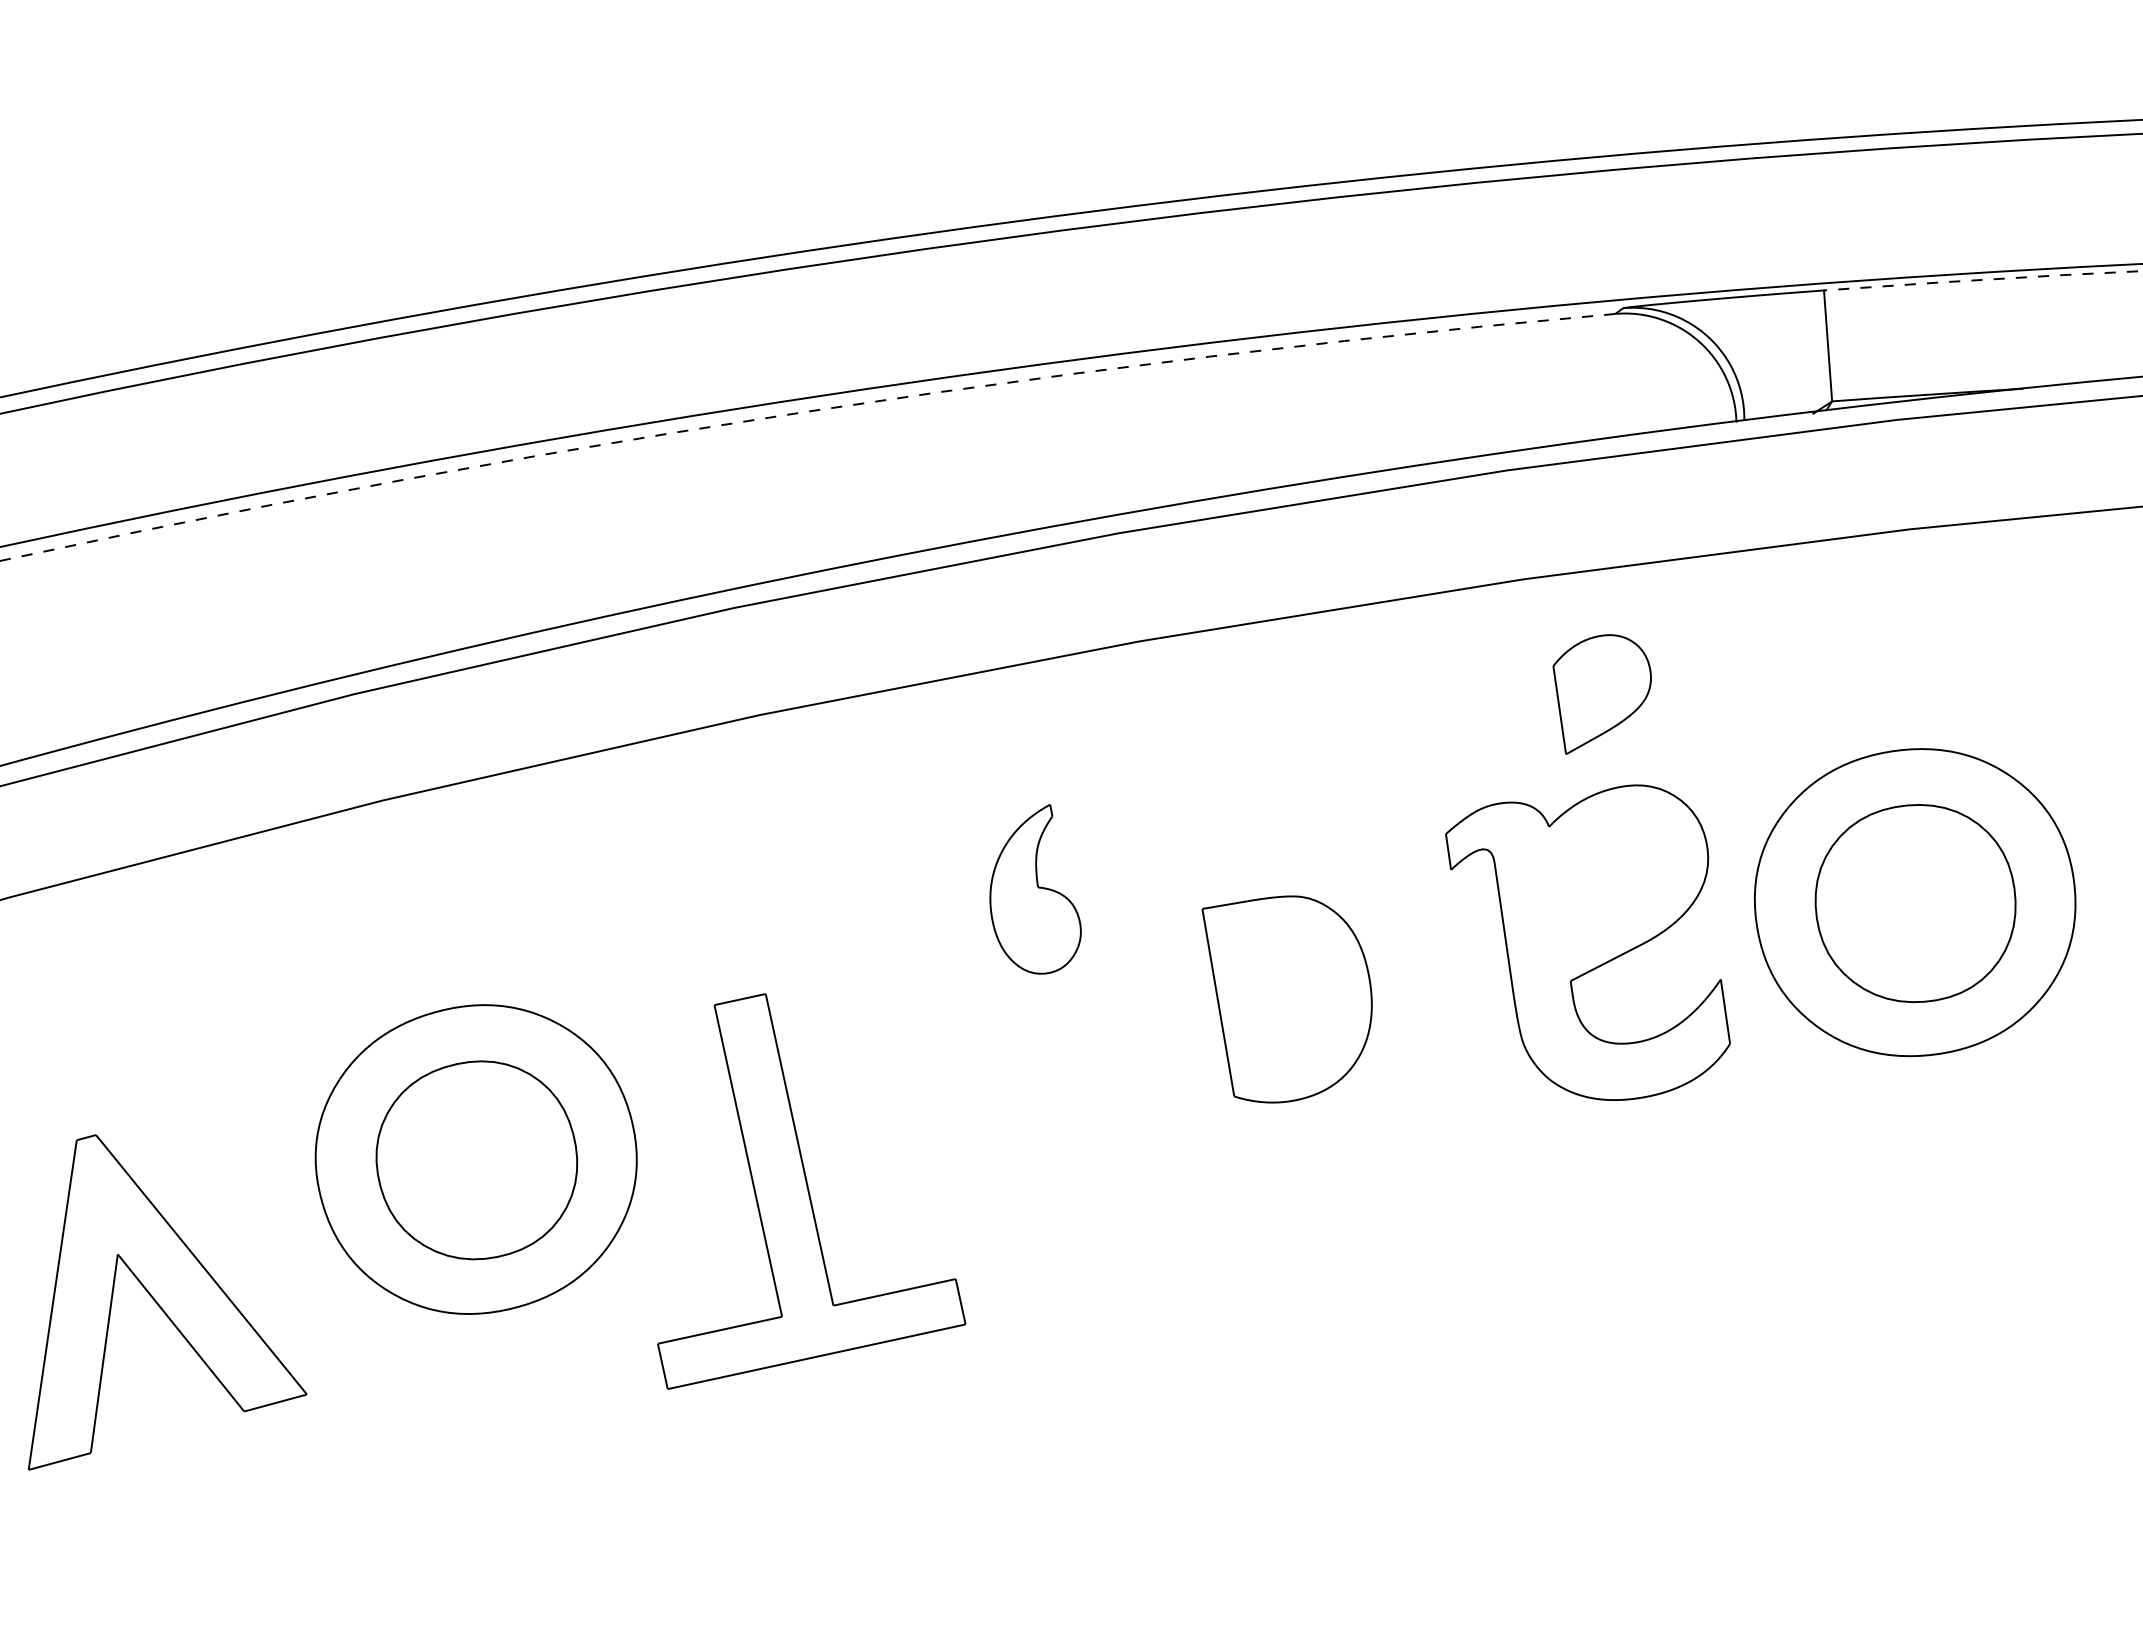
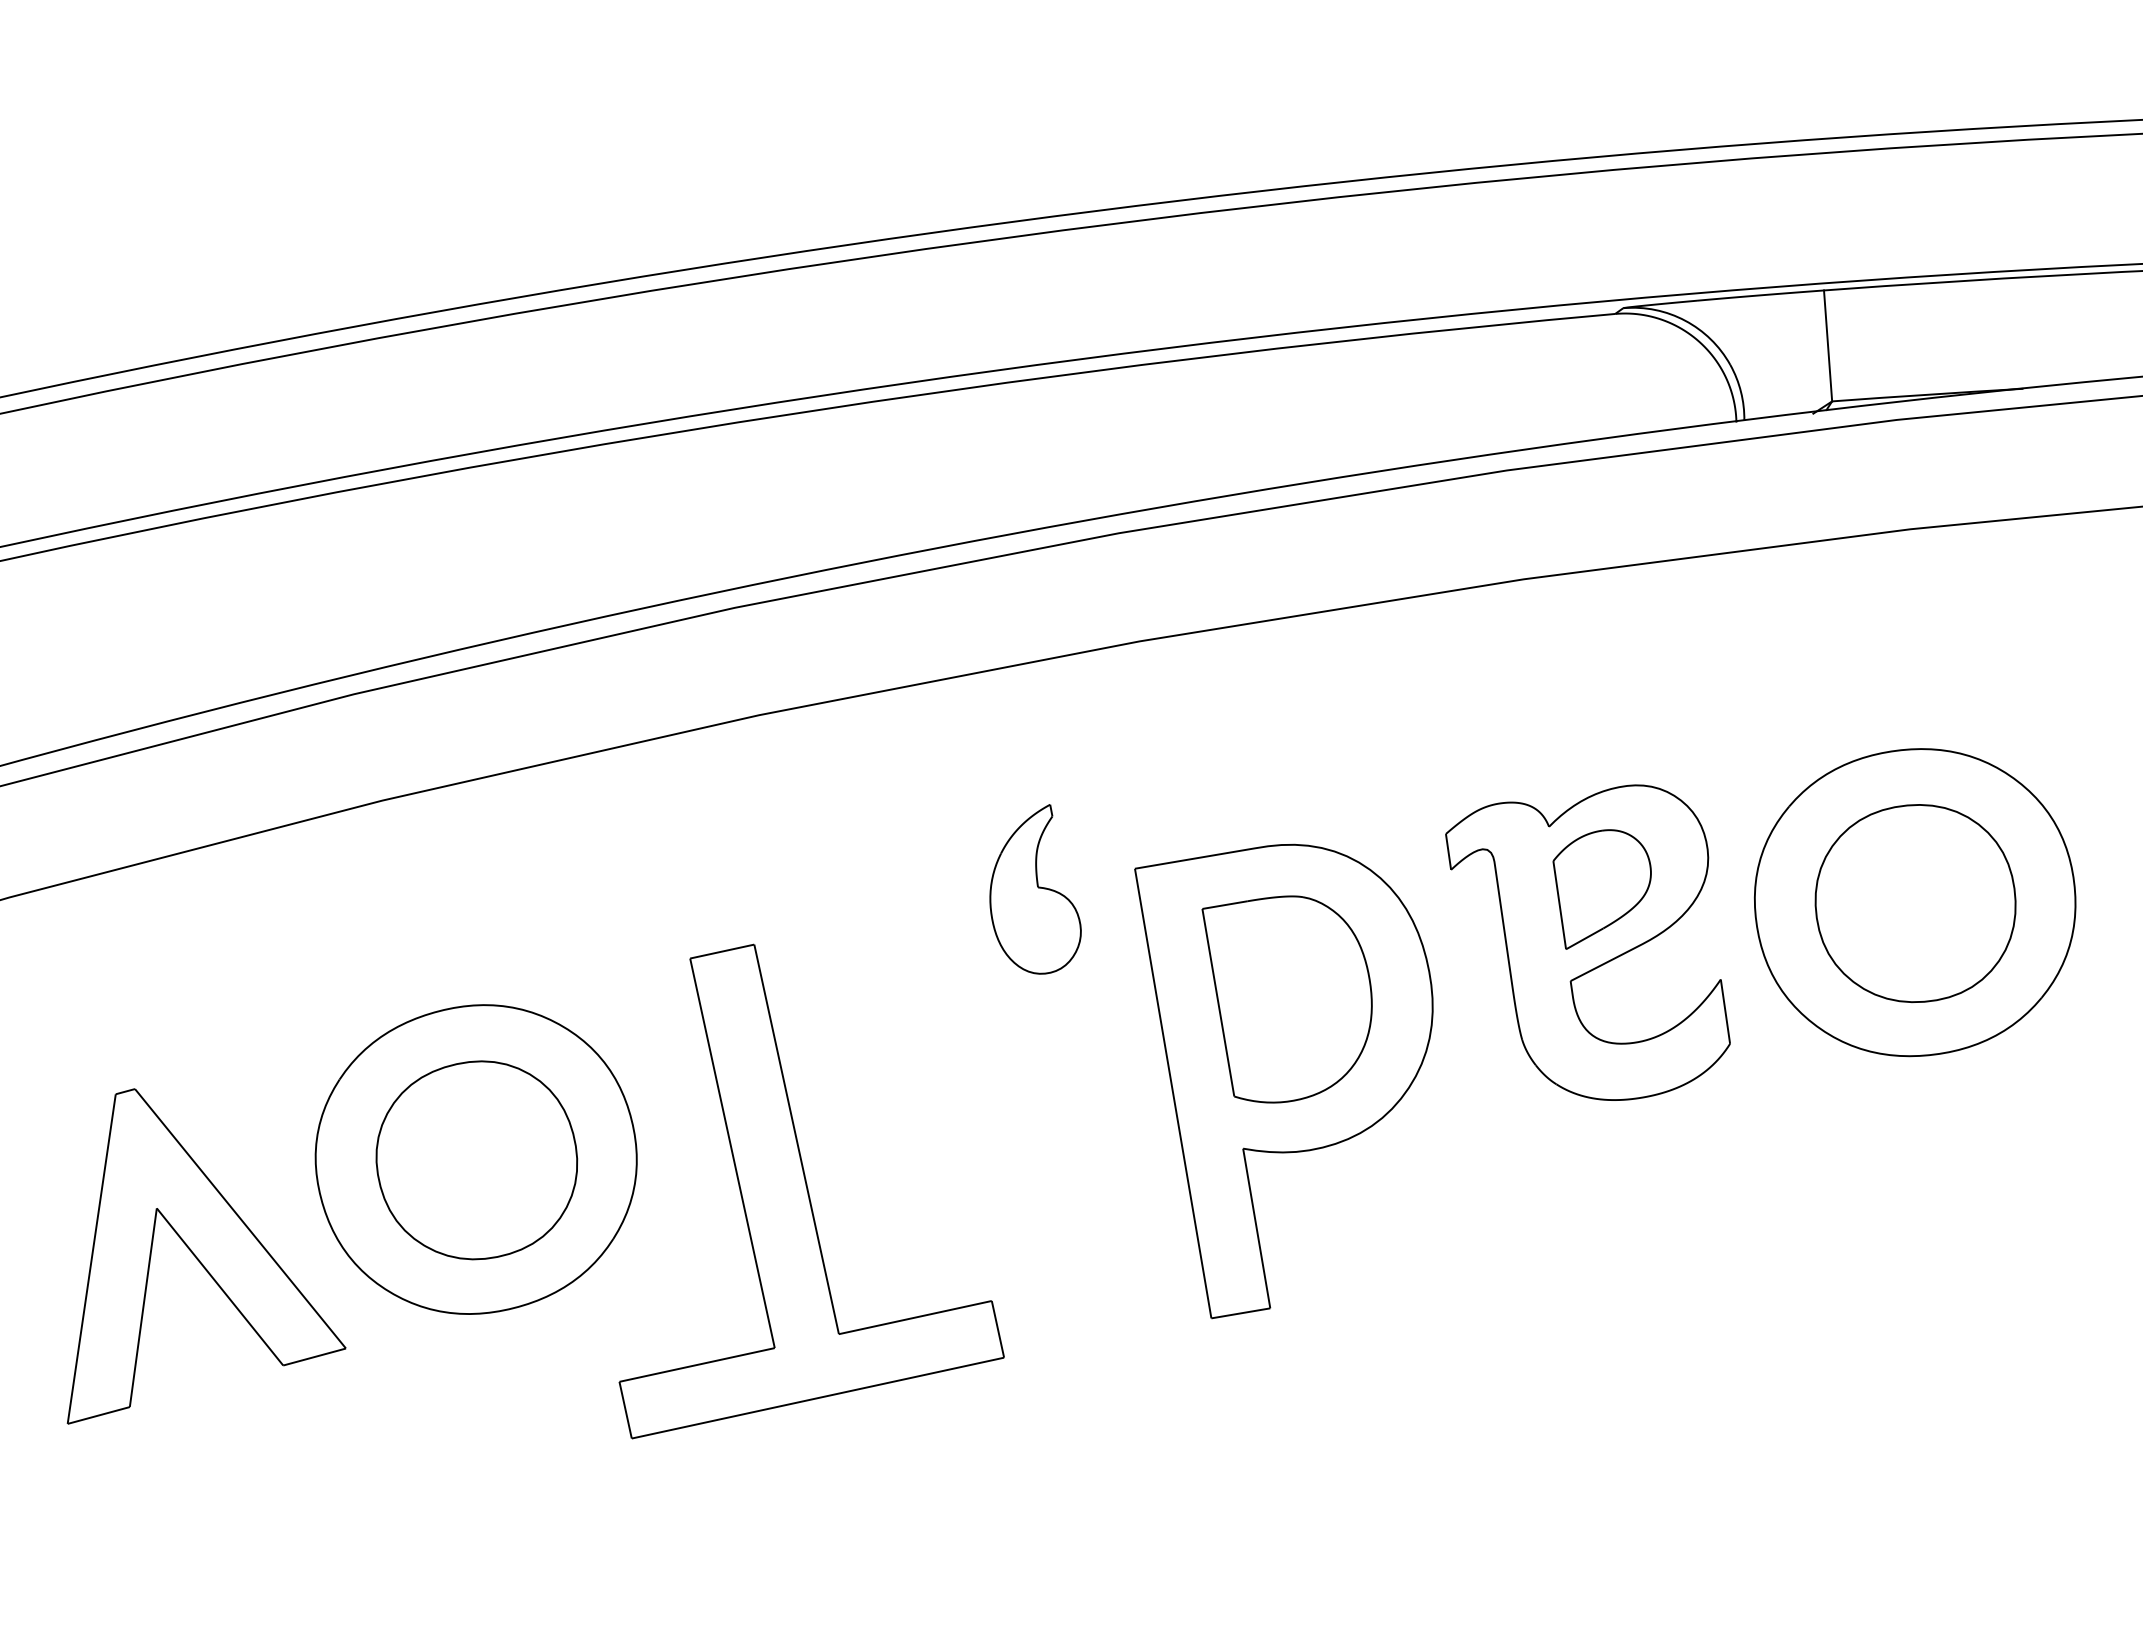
arc: dashed -> solid (1983, 279)
arc: dashed -> solid (803, 412)
part position: (1601, 694) -> (1601, 889) (1601, 889)
part: none -> present (1283, 1081)
part size: 310x397 px -> 387x497 px (811, 1191)
part position: (167, 1302) -> (206, 1256) (206, 1256)
